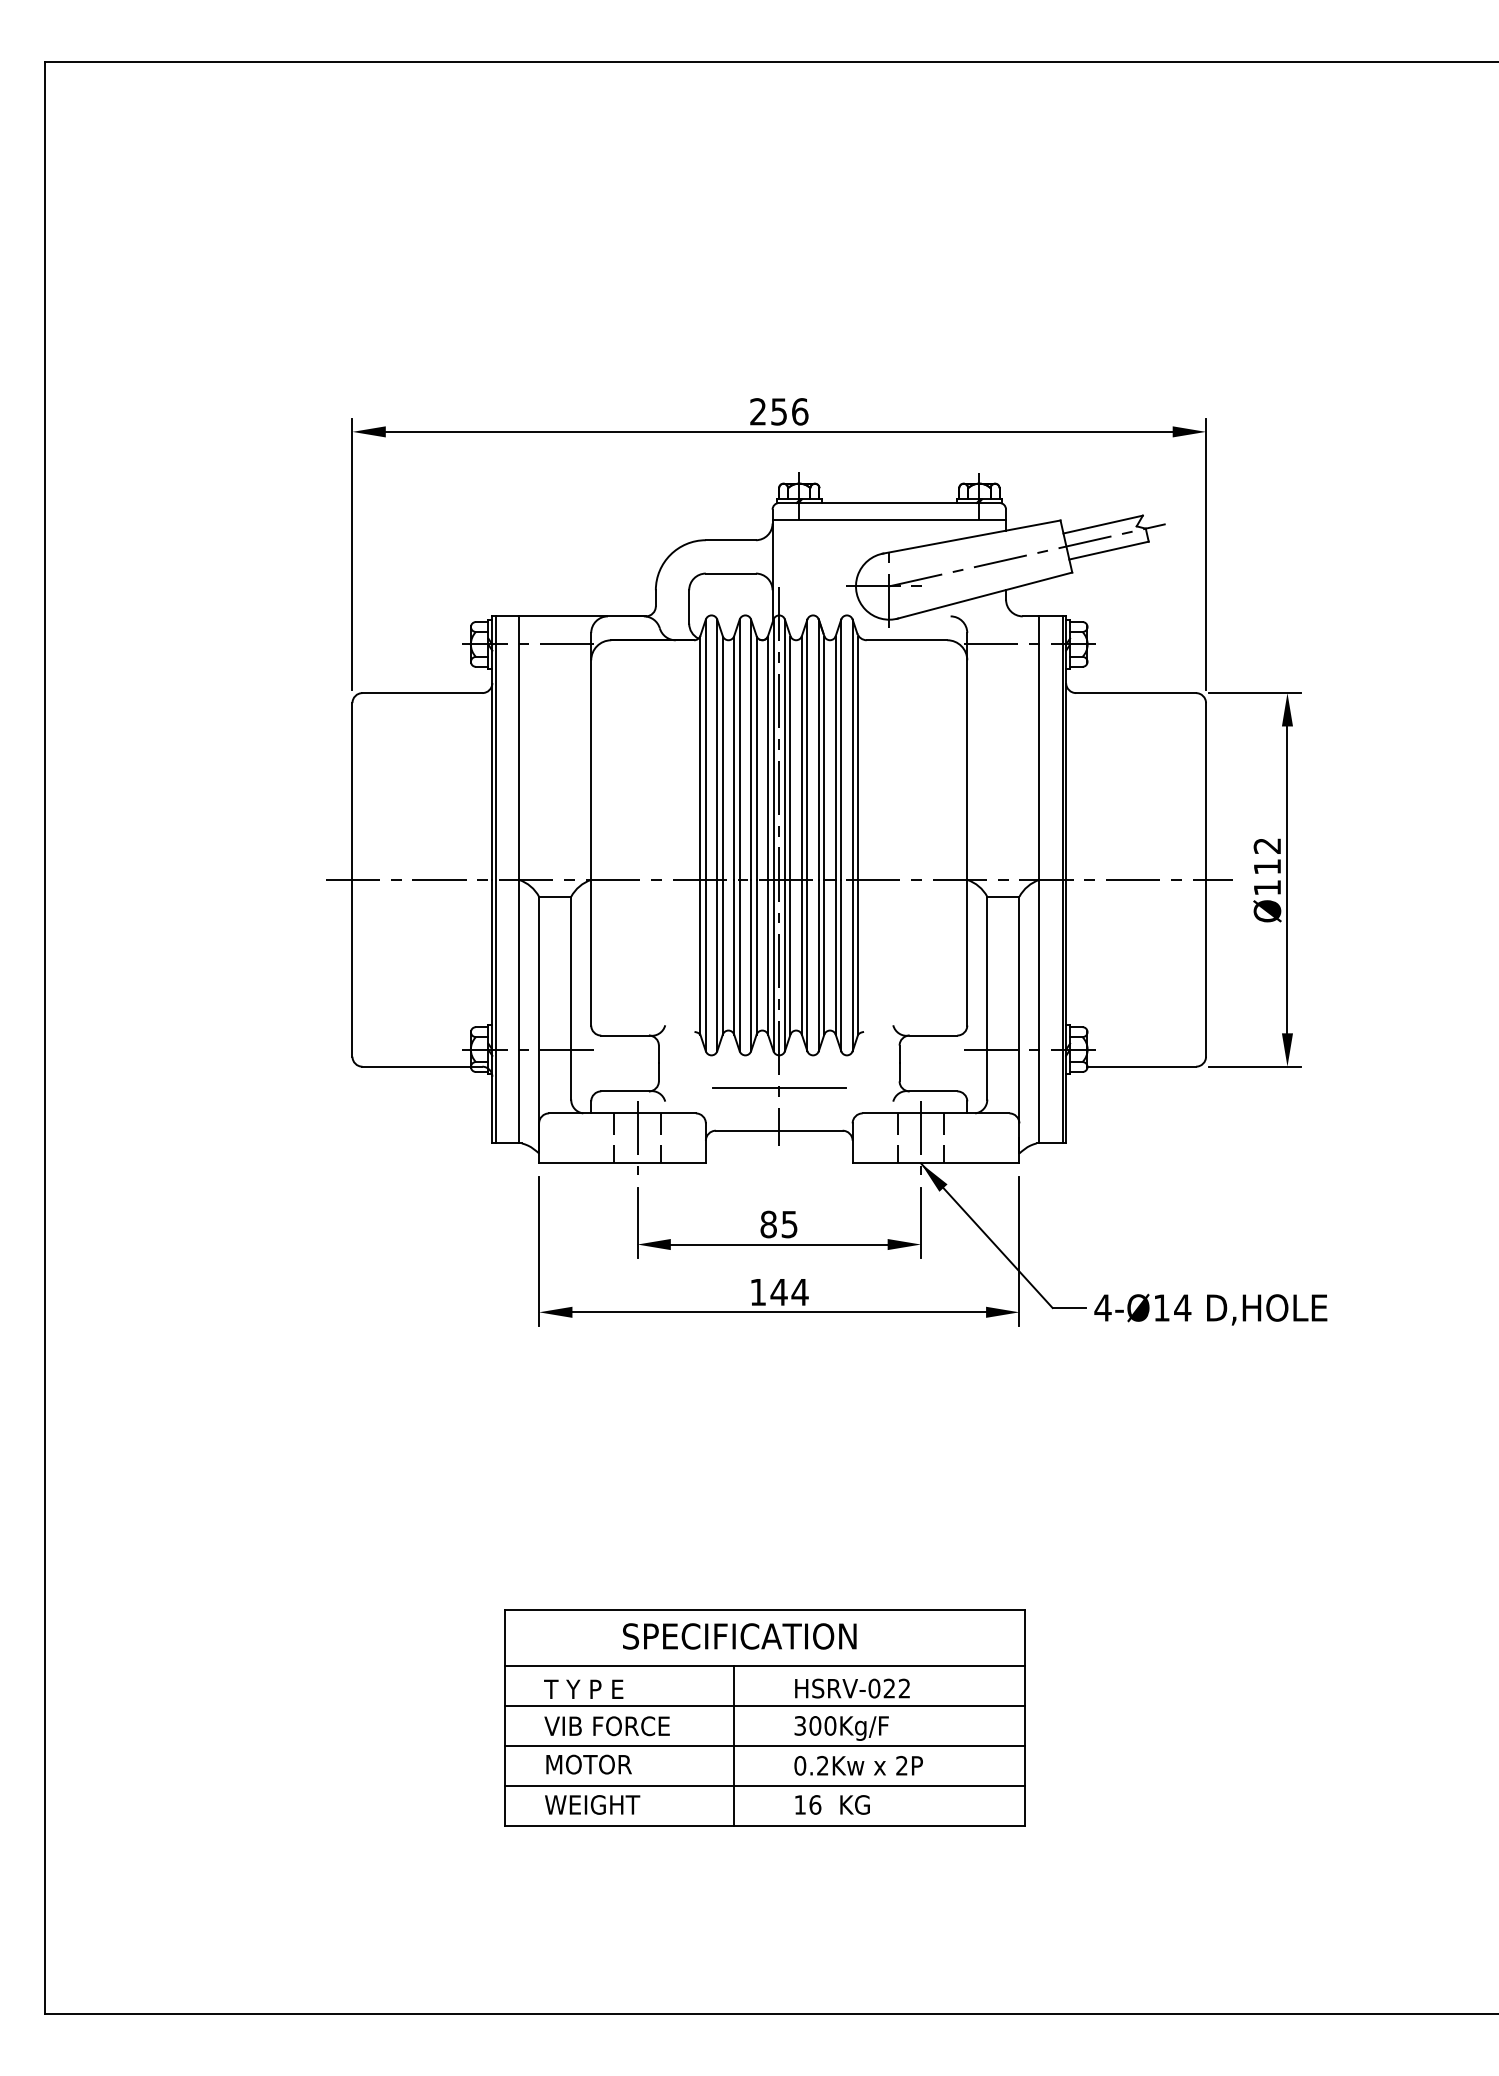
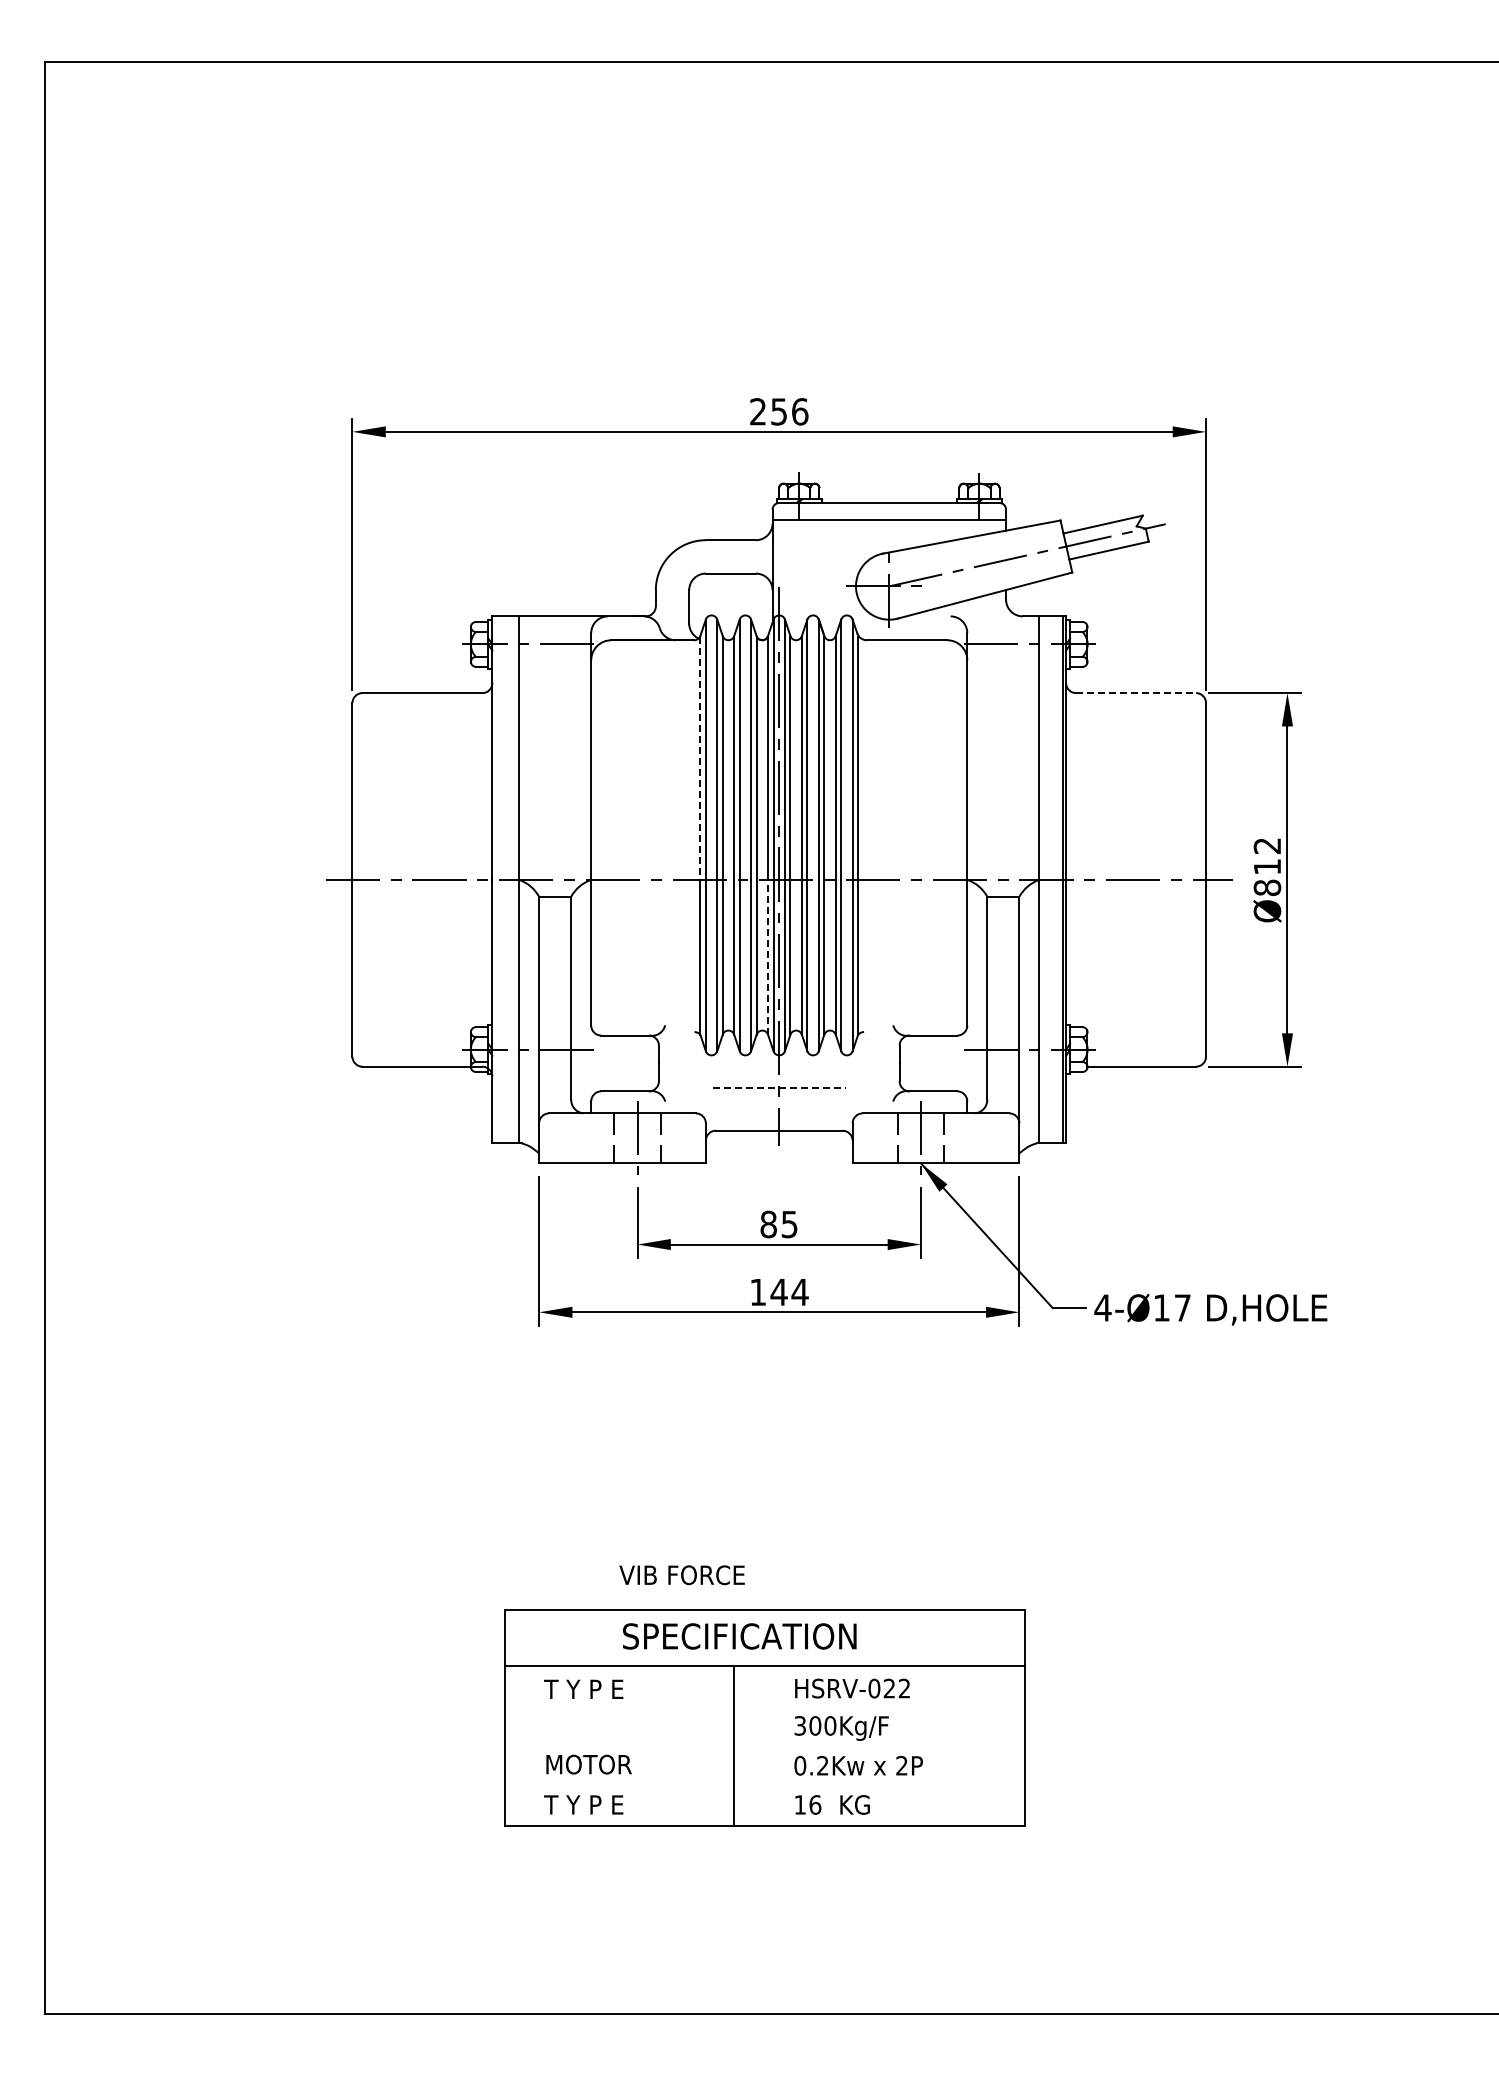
line: solid -> dashed (1136, 693)
line: solid -> dashed (700, 759)
line: present -> none (495, 879)
text: Ø112 -> Ø812 (1267, 887)
line: solid -> dashed (768, 956)
line: solid -> dashed (779, 1088)
text: 4-Ø14 -> 4-Ø17 (1182, 1307)
line: present -> none (764, 1706)
text position: (606, 1726) -> (681, 1575) (681, 1575)
line: present -> none (764, 1746)
line: present -> none (764, 1786)
text: WEIGHT -> T Y P E (592, 1804)
